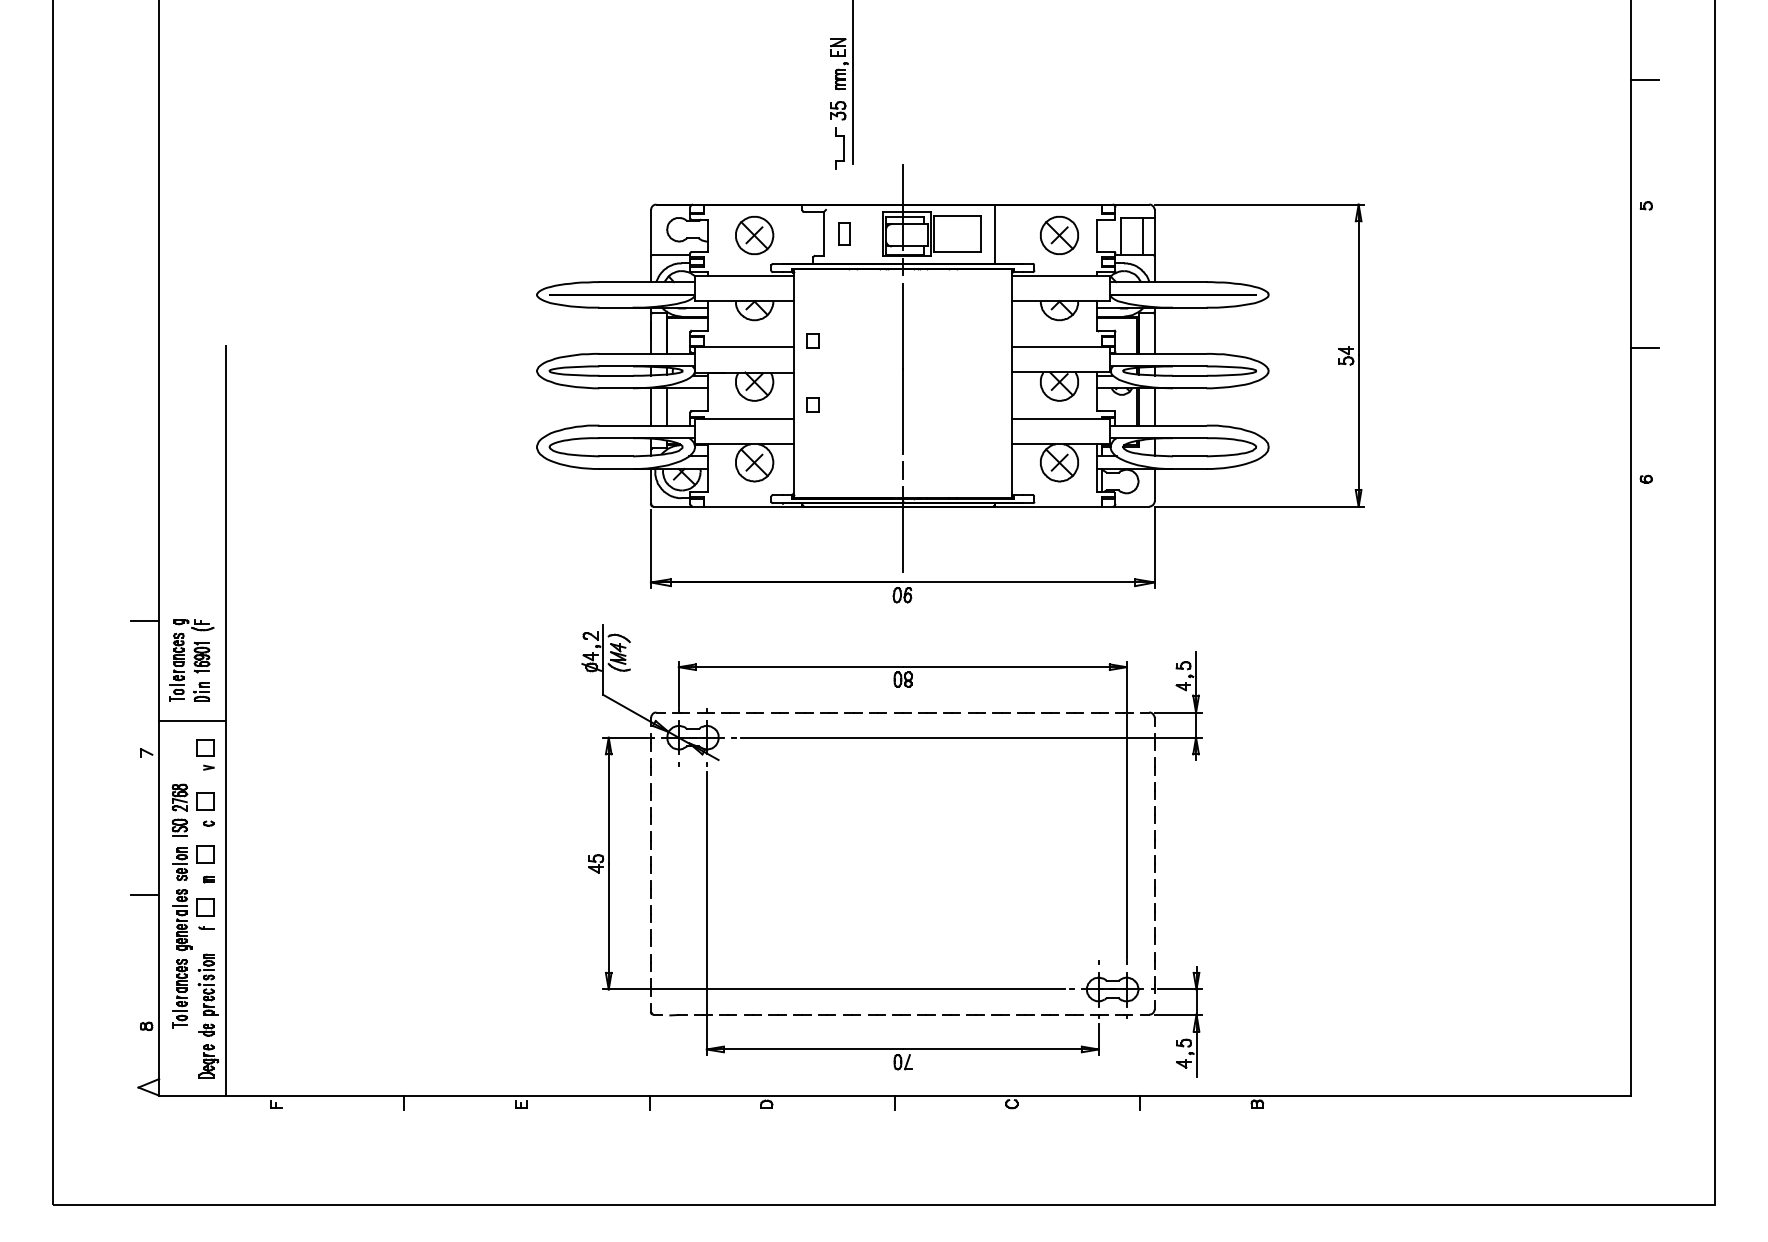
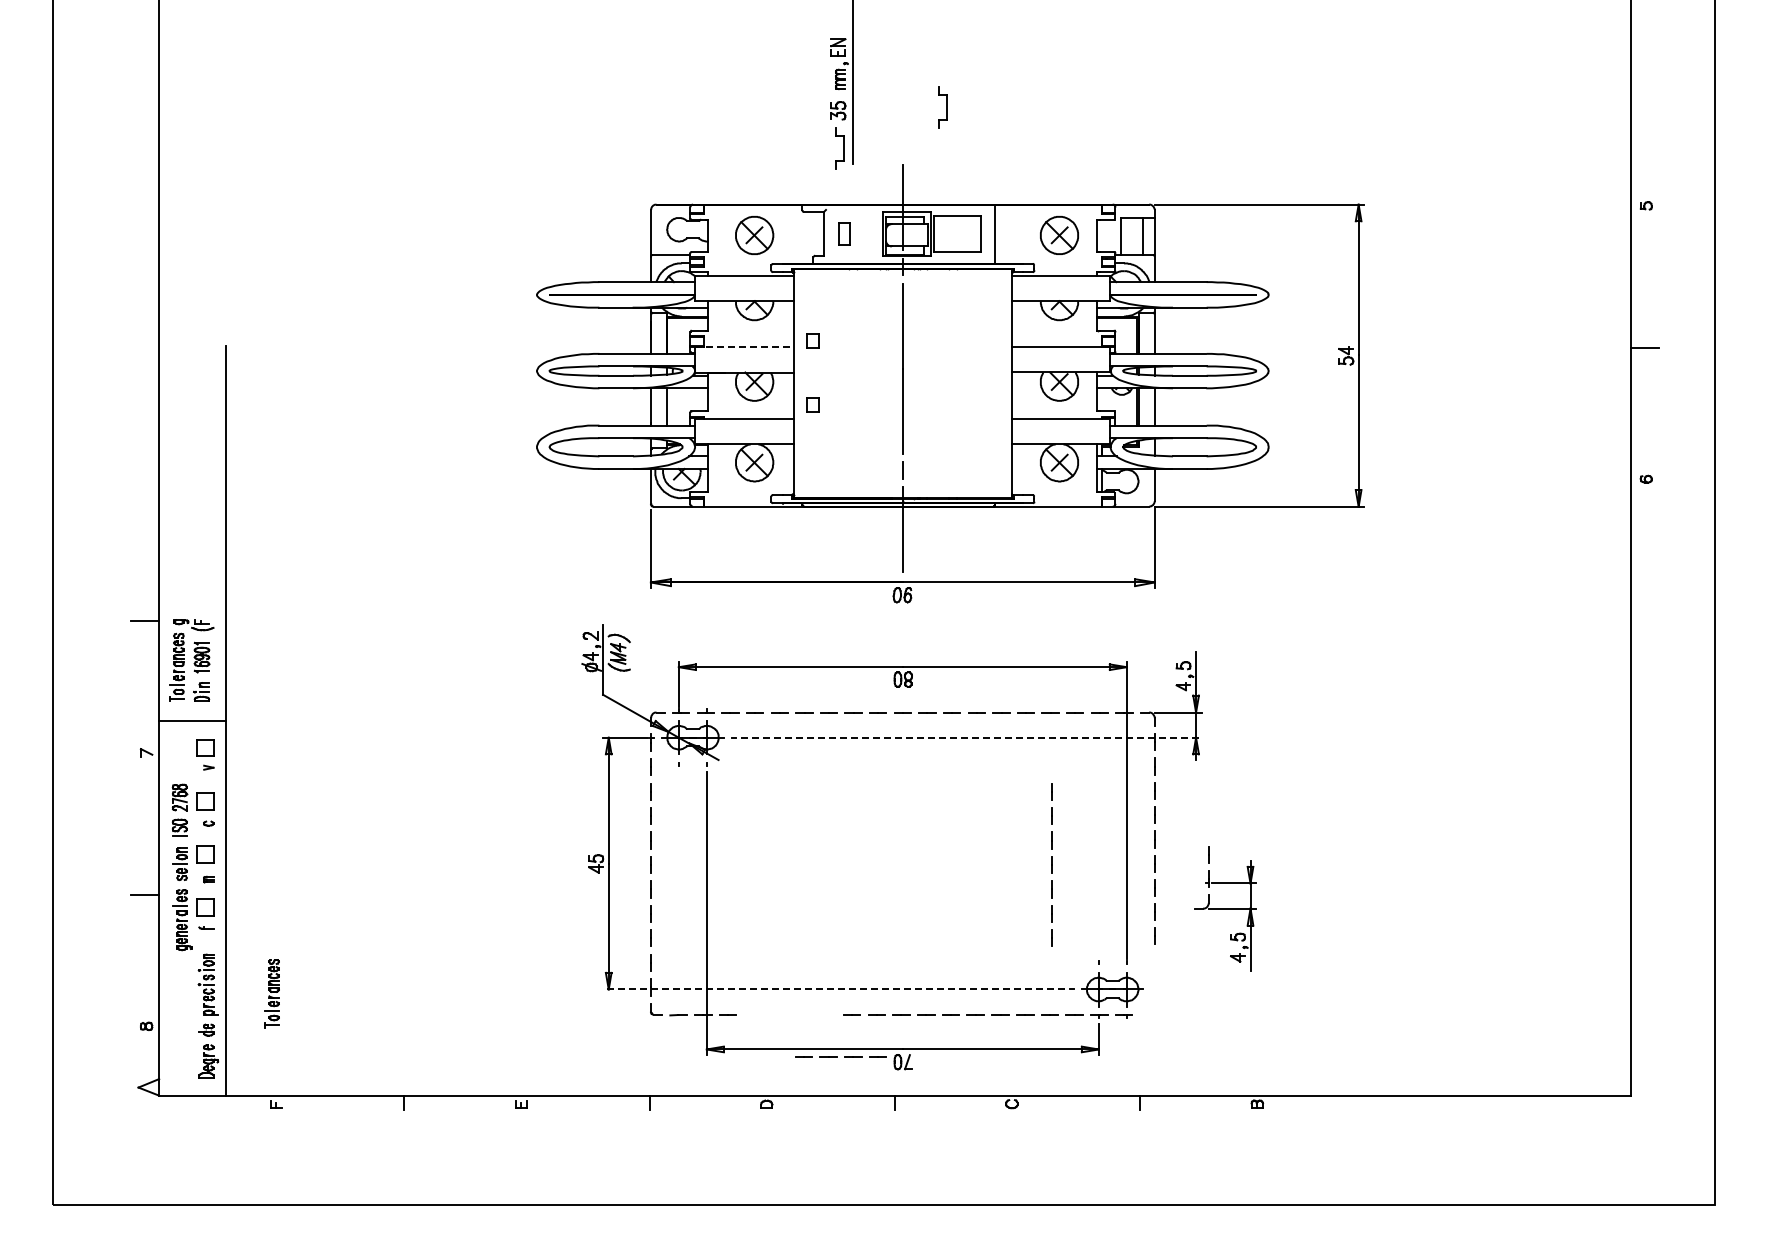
line: present -> none (1644, 80)
part: none -> present (942, 107)
line: solid -> dashed (745, 347)
line: solid -> dashed (972, 737)
line: none -> present (1051, 864)
line: solid -> dashed (833, 989)
part position: (179, 993) -> (271, 993) (271, 993)
line position: (786, 1014) -> (837, 1056) (837, 1056)
part position: (1171, 1014) -> (1225, 908) (1225, 908)
